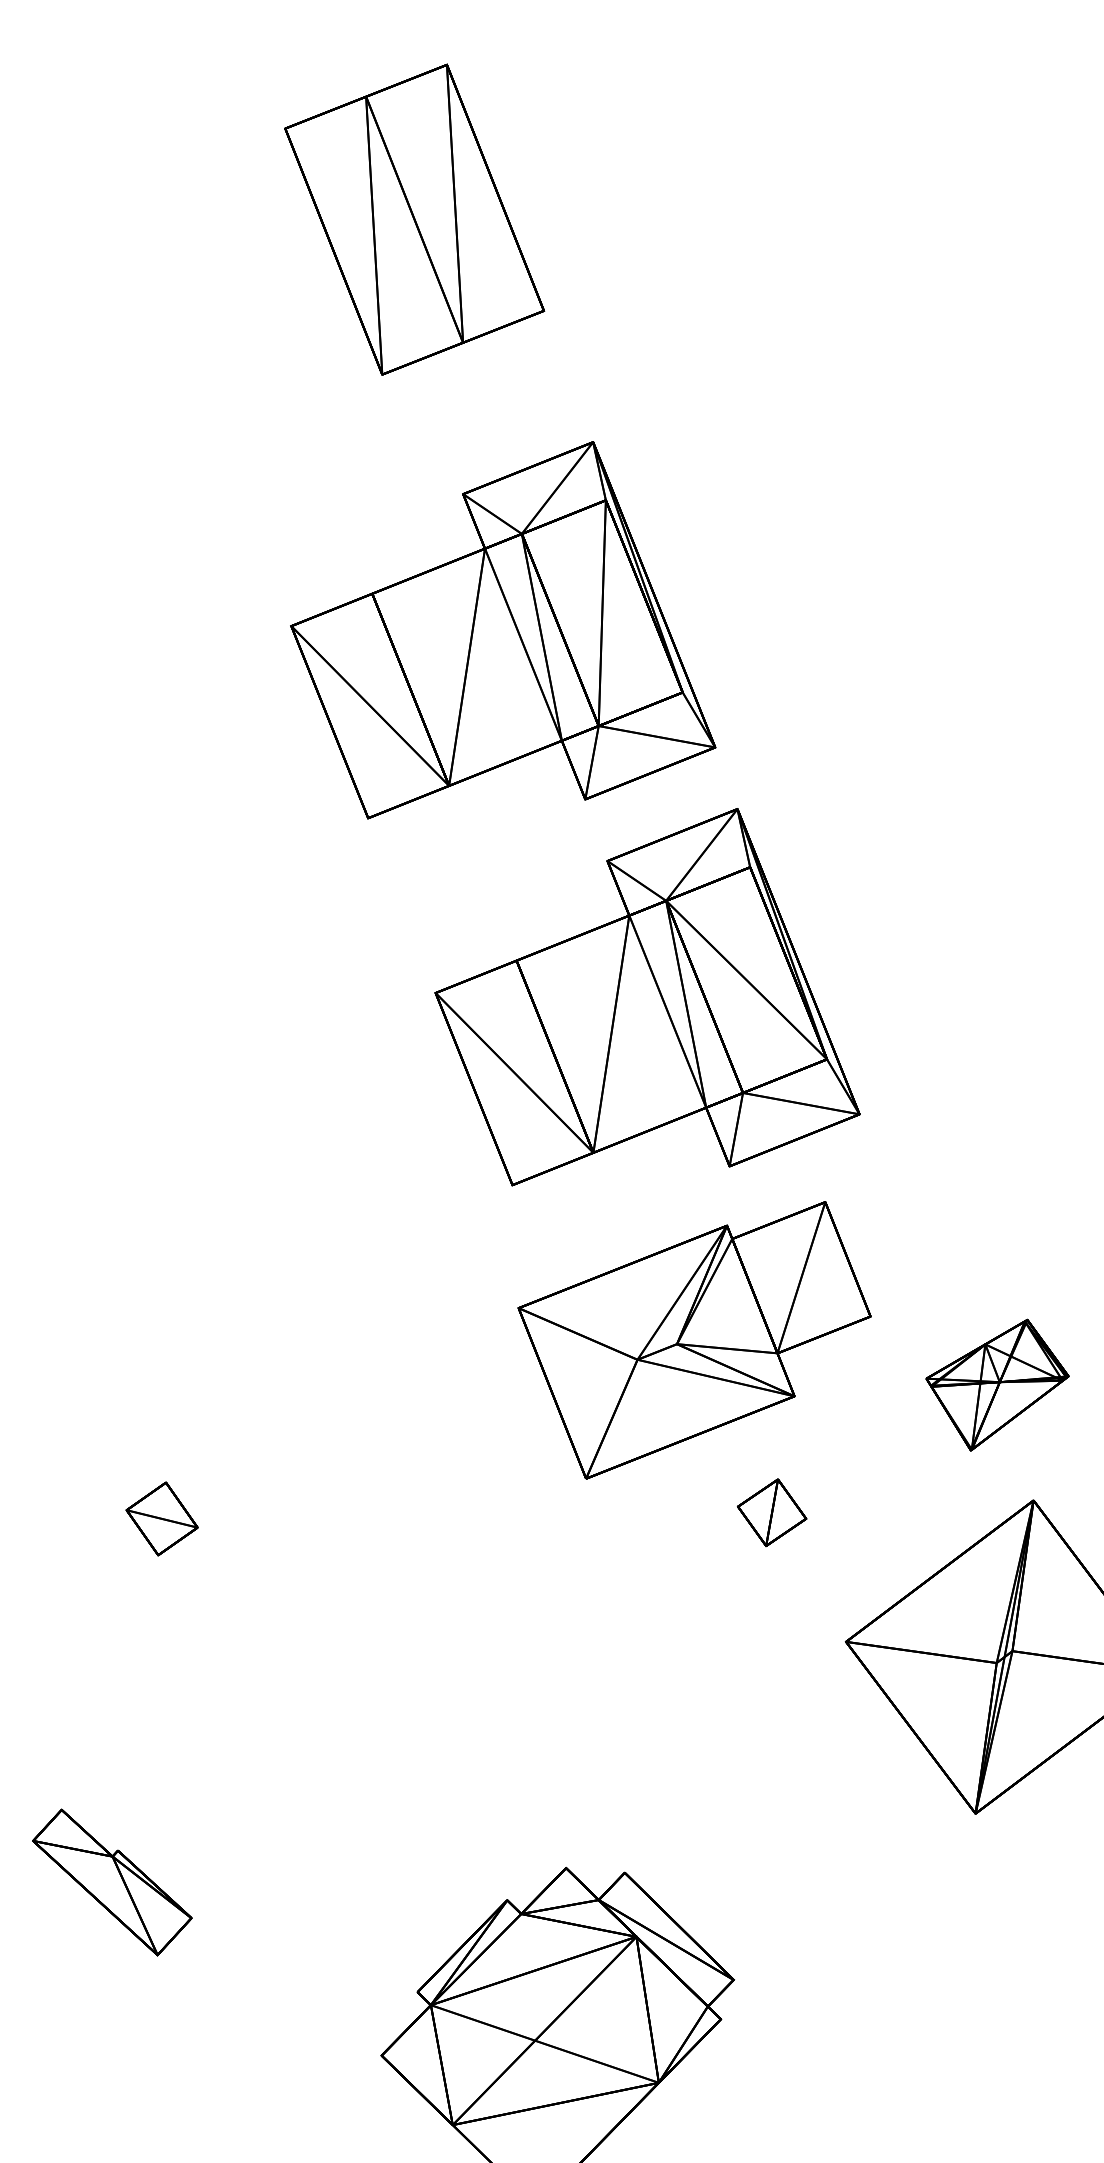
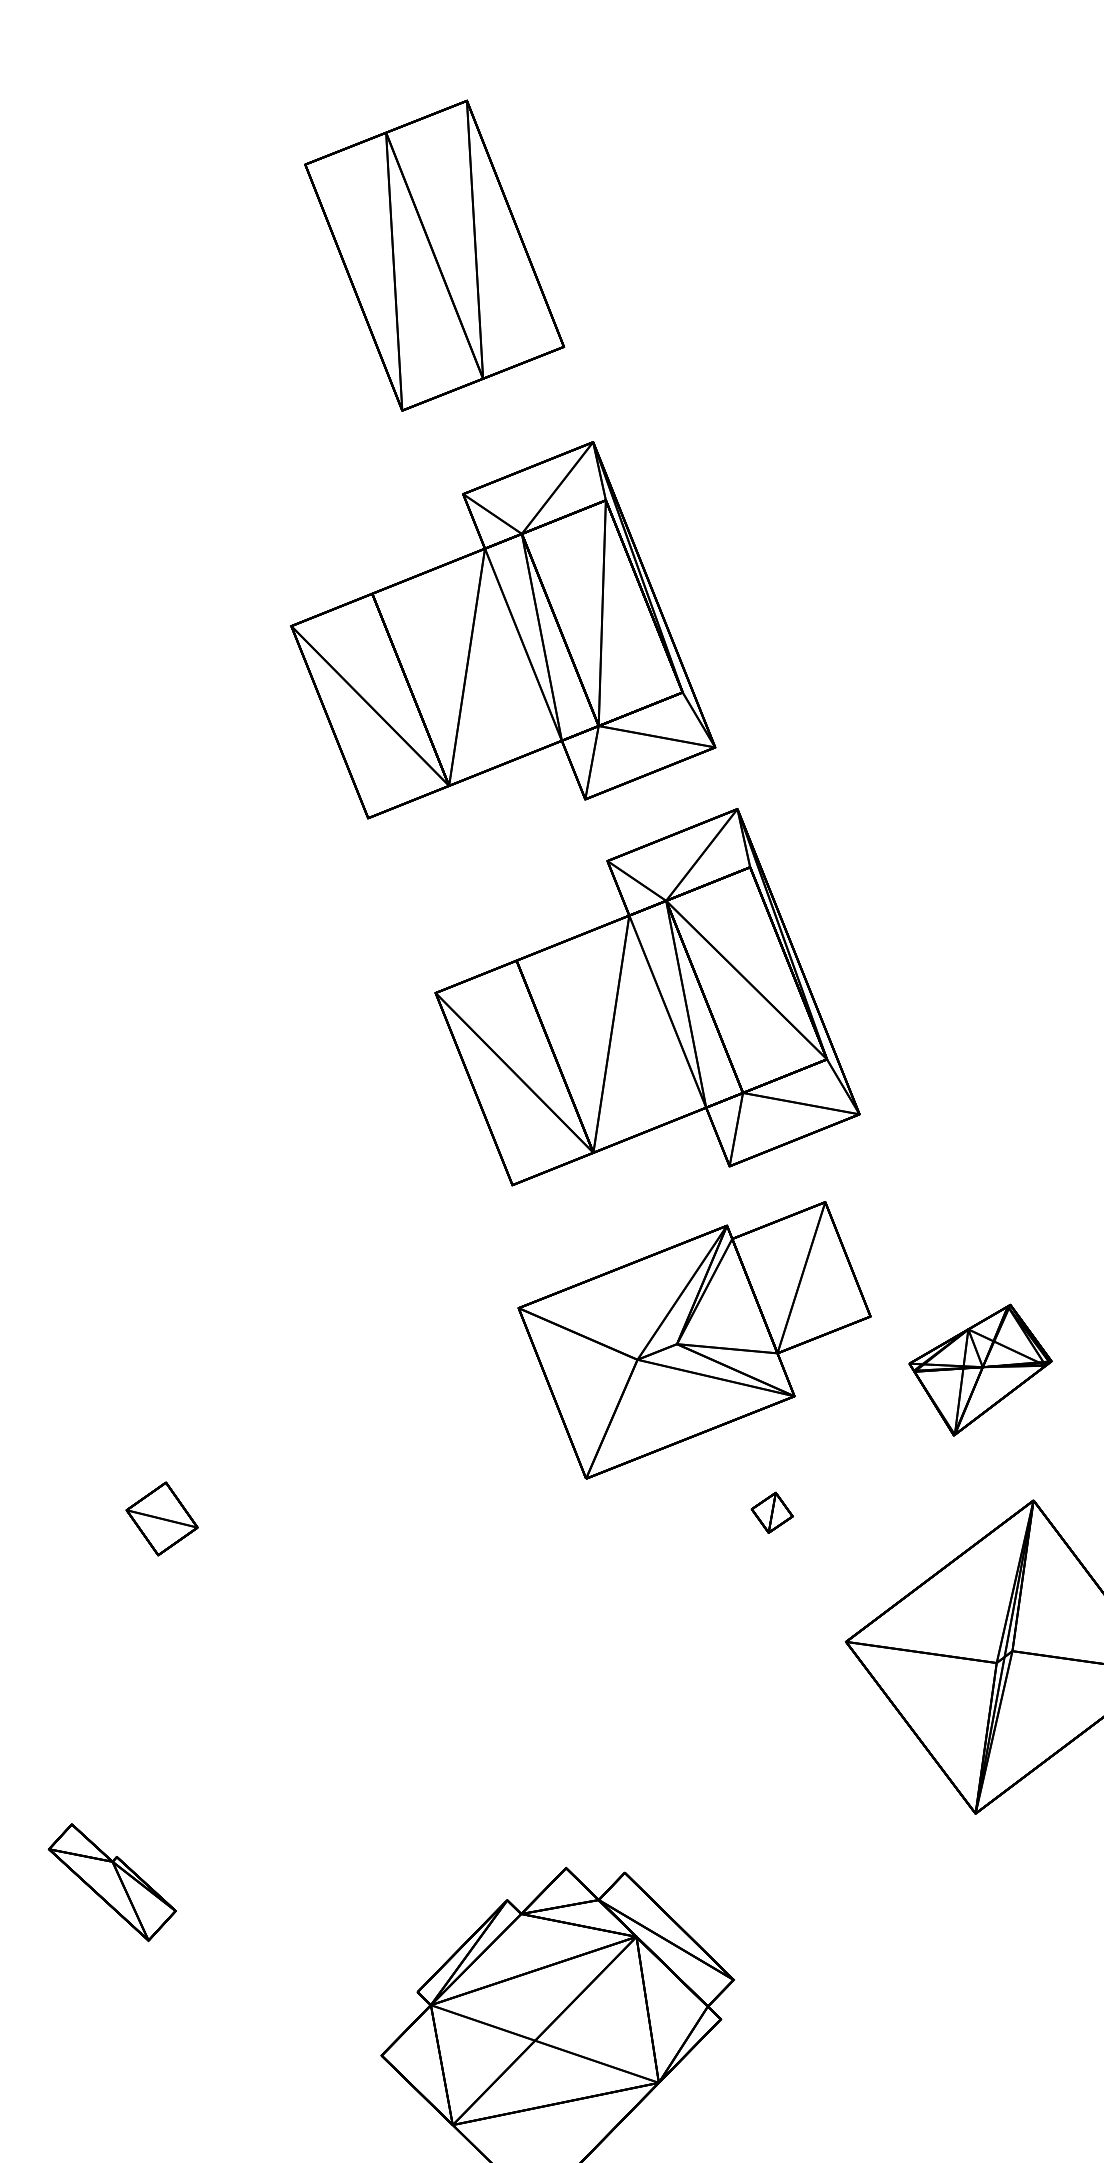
part position: (414, 219) -> (434, 255) (434, 255)
part position: (997, 1384) -> (980, 1369) (980, 1369)
part size: 71x70 px -> 44x43 px (771, 1512)
part size: 161x149 px -> 130x119 px (111, 1882)
